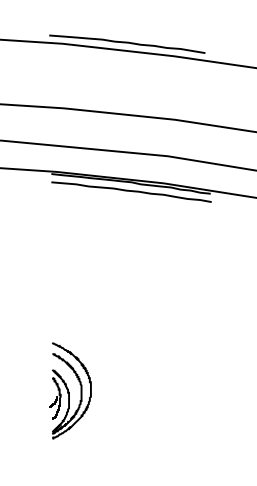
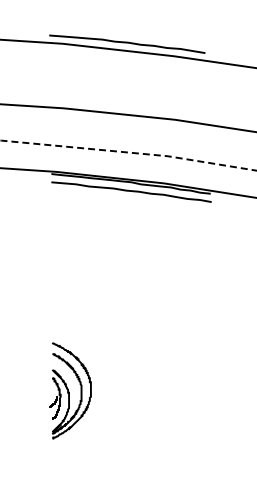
line: solid -> dashed (128, 152)
